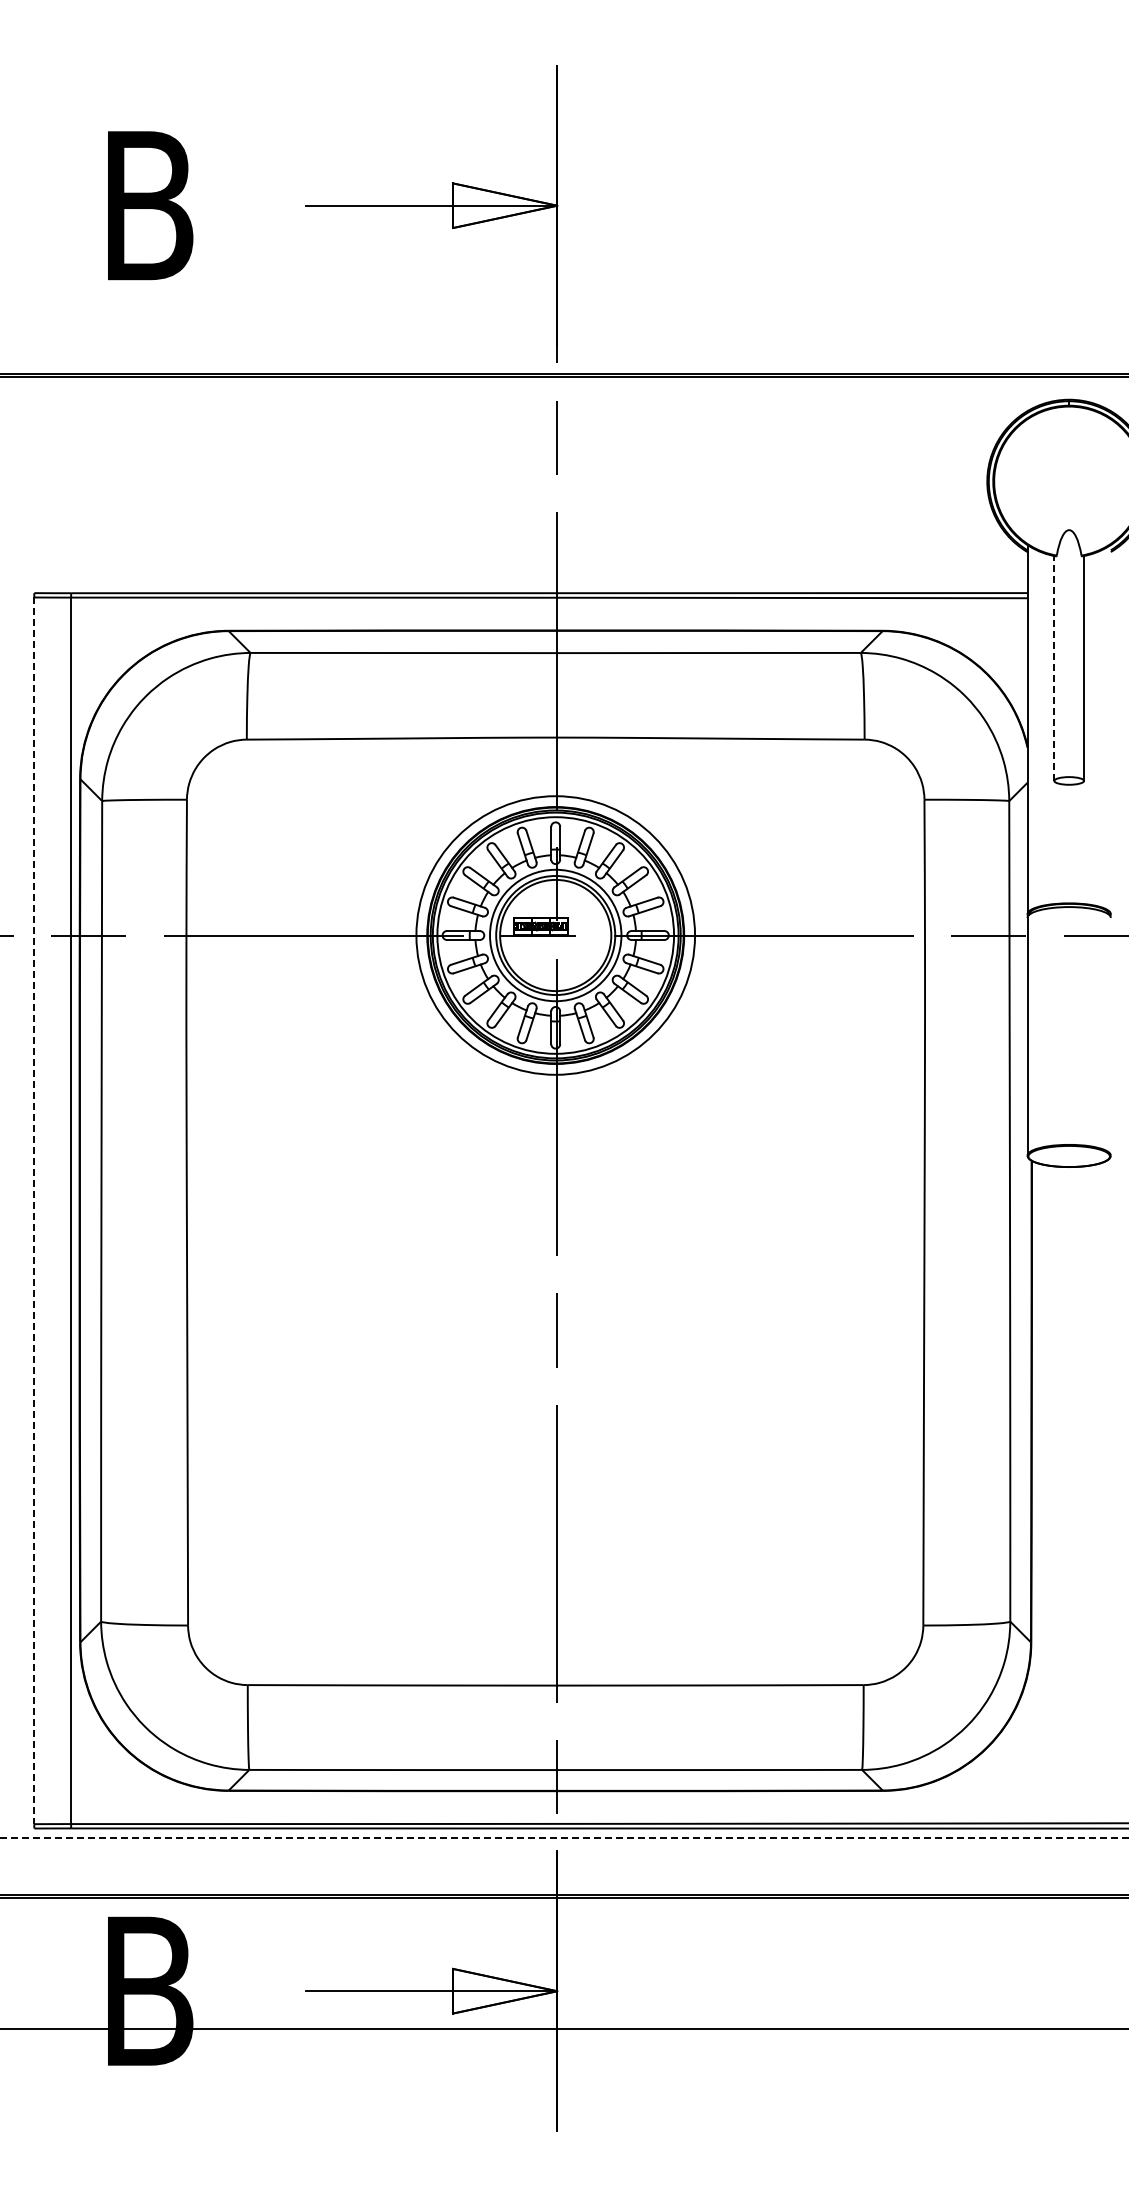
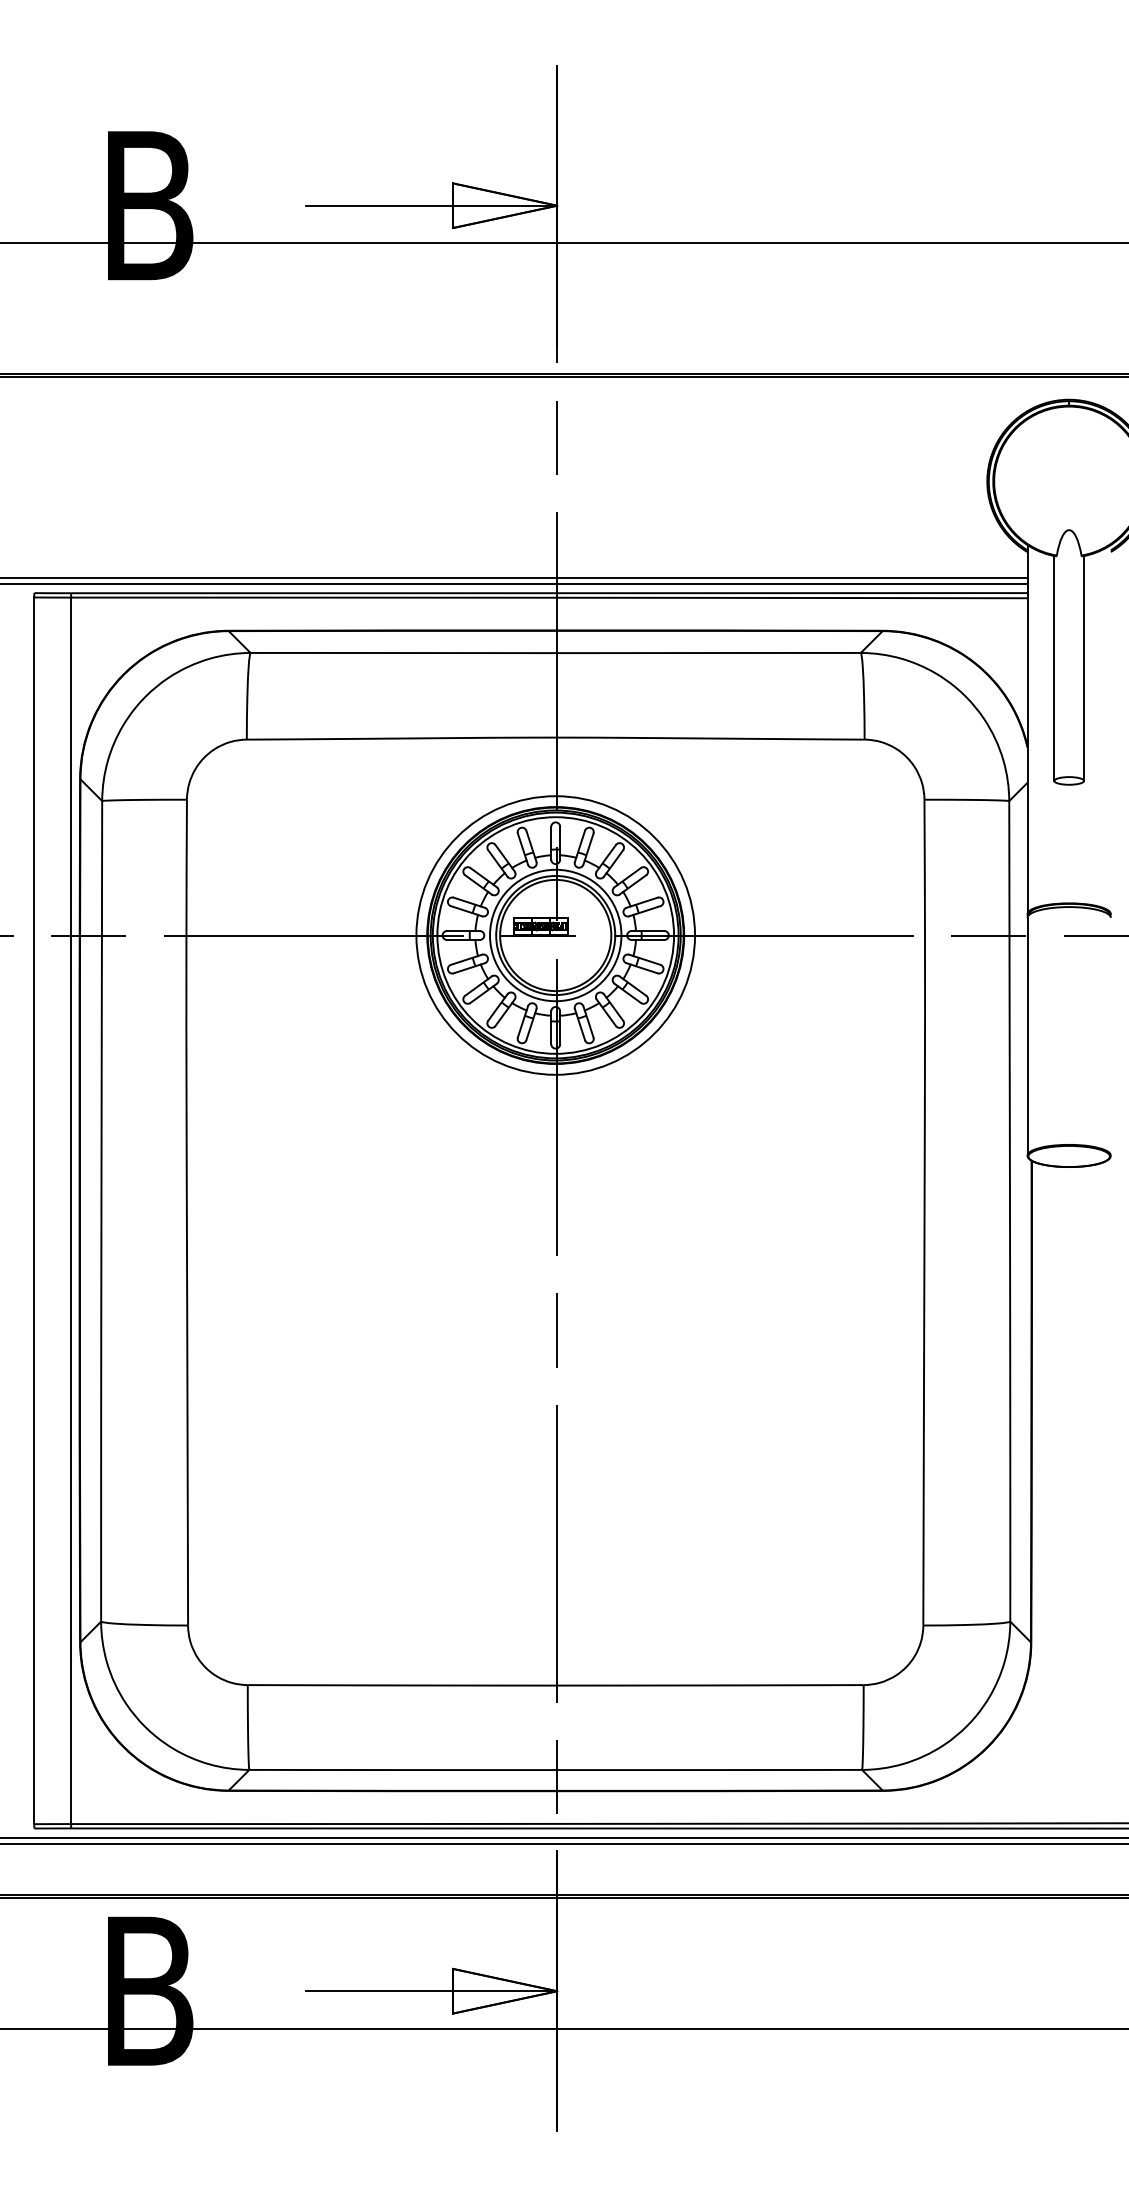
line: none -> present (563, 243)
line: none -> present (514, 578)
line: none -> present (514, 583)
line: dashed -> solid (1054, 667)
line: dashed -> solid (34, 1211)
line: dashed -> solid (564, 1837)
line: none -> present (563, 1843)
